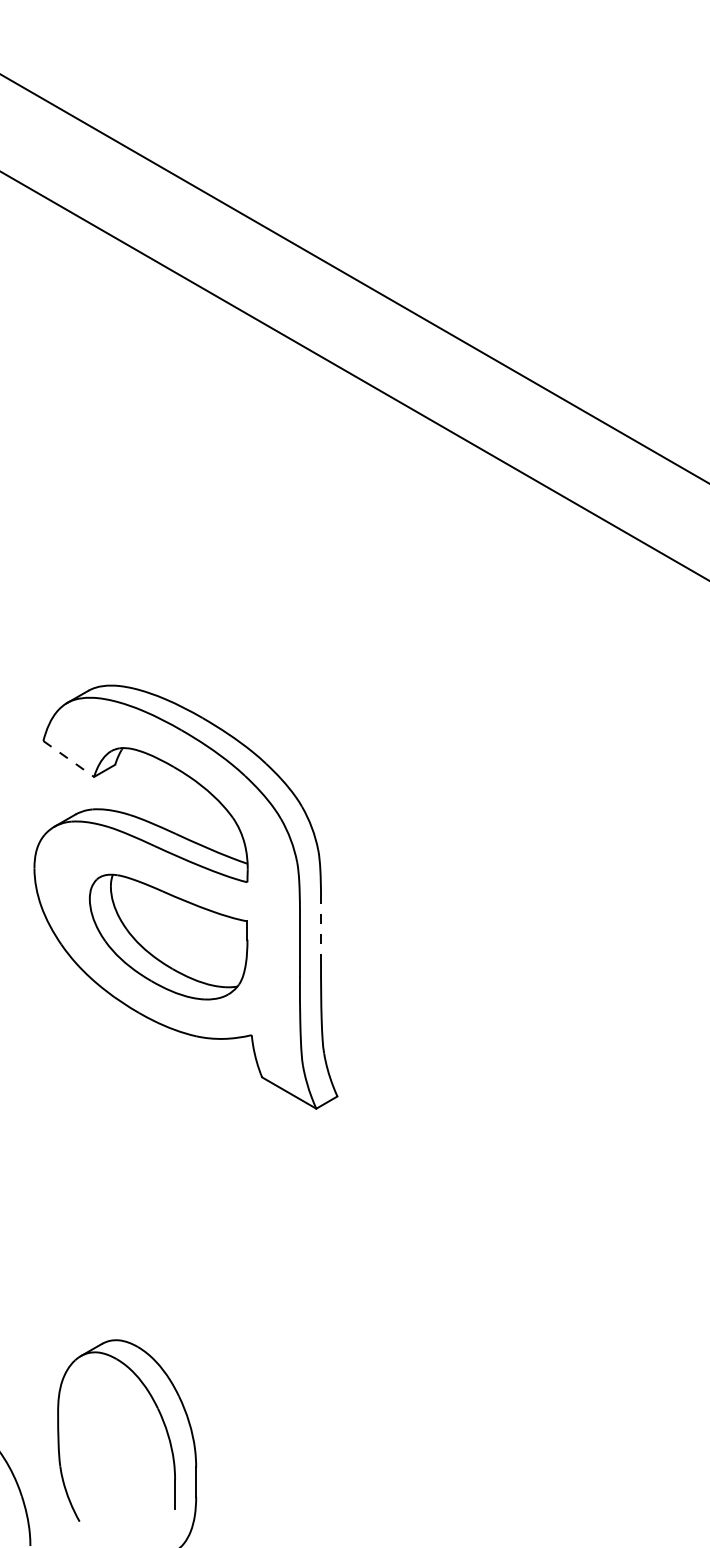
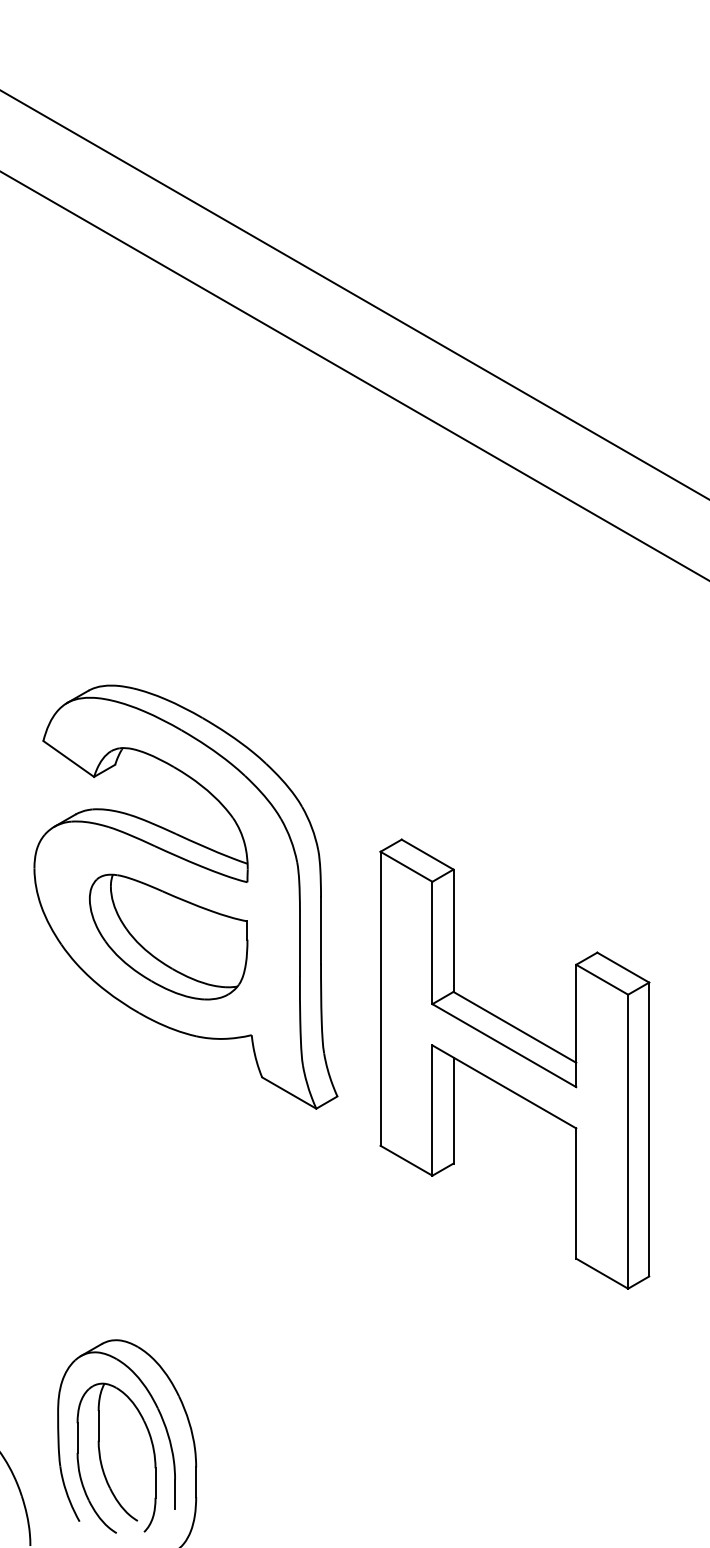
line position: (354, 278) -> (354, 294) (354, 294)
line: dashed -> solid (69, 759)
line: dashed -> solid (321, 930)
part: none -> present (514, 1063)
part: none -> present (101, 1458)
